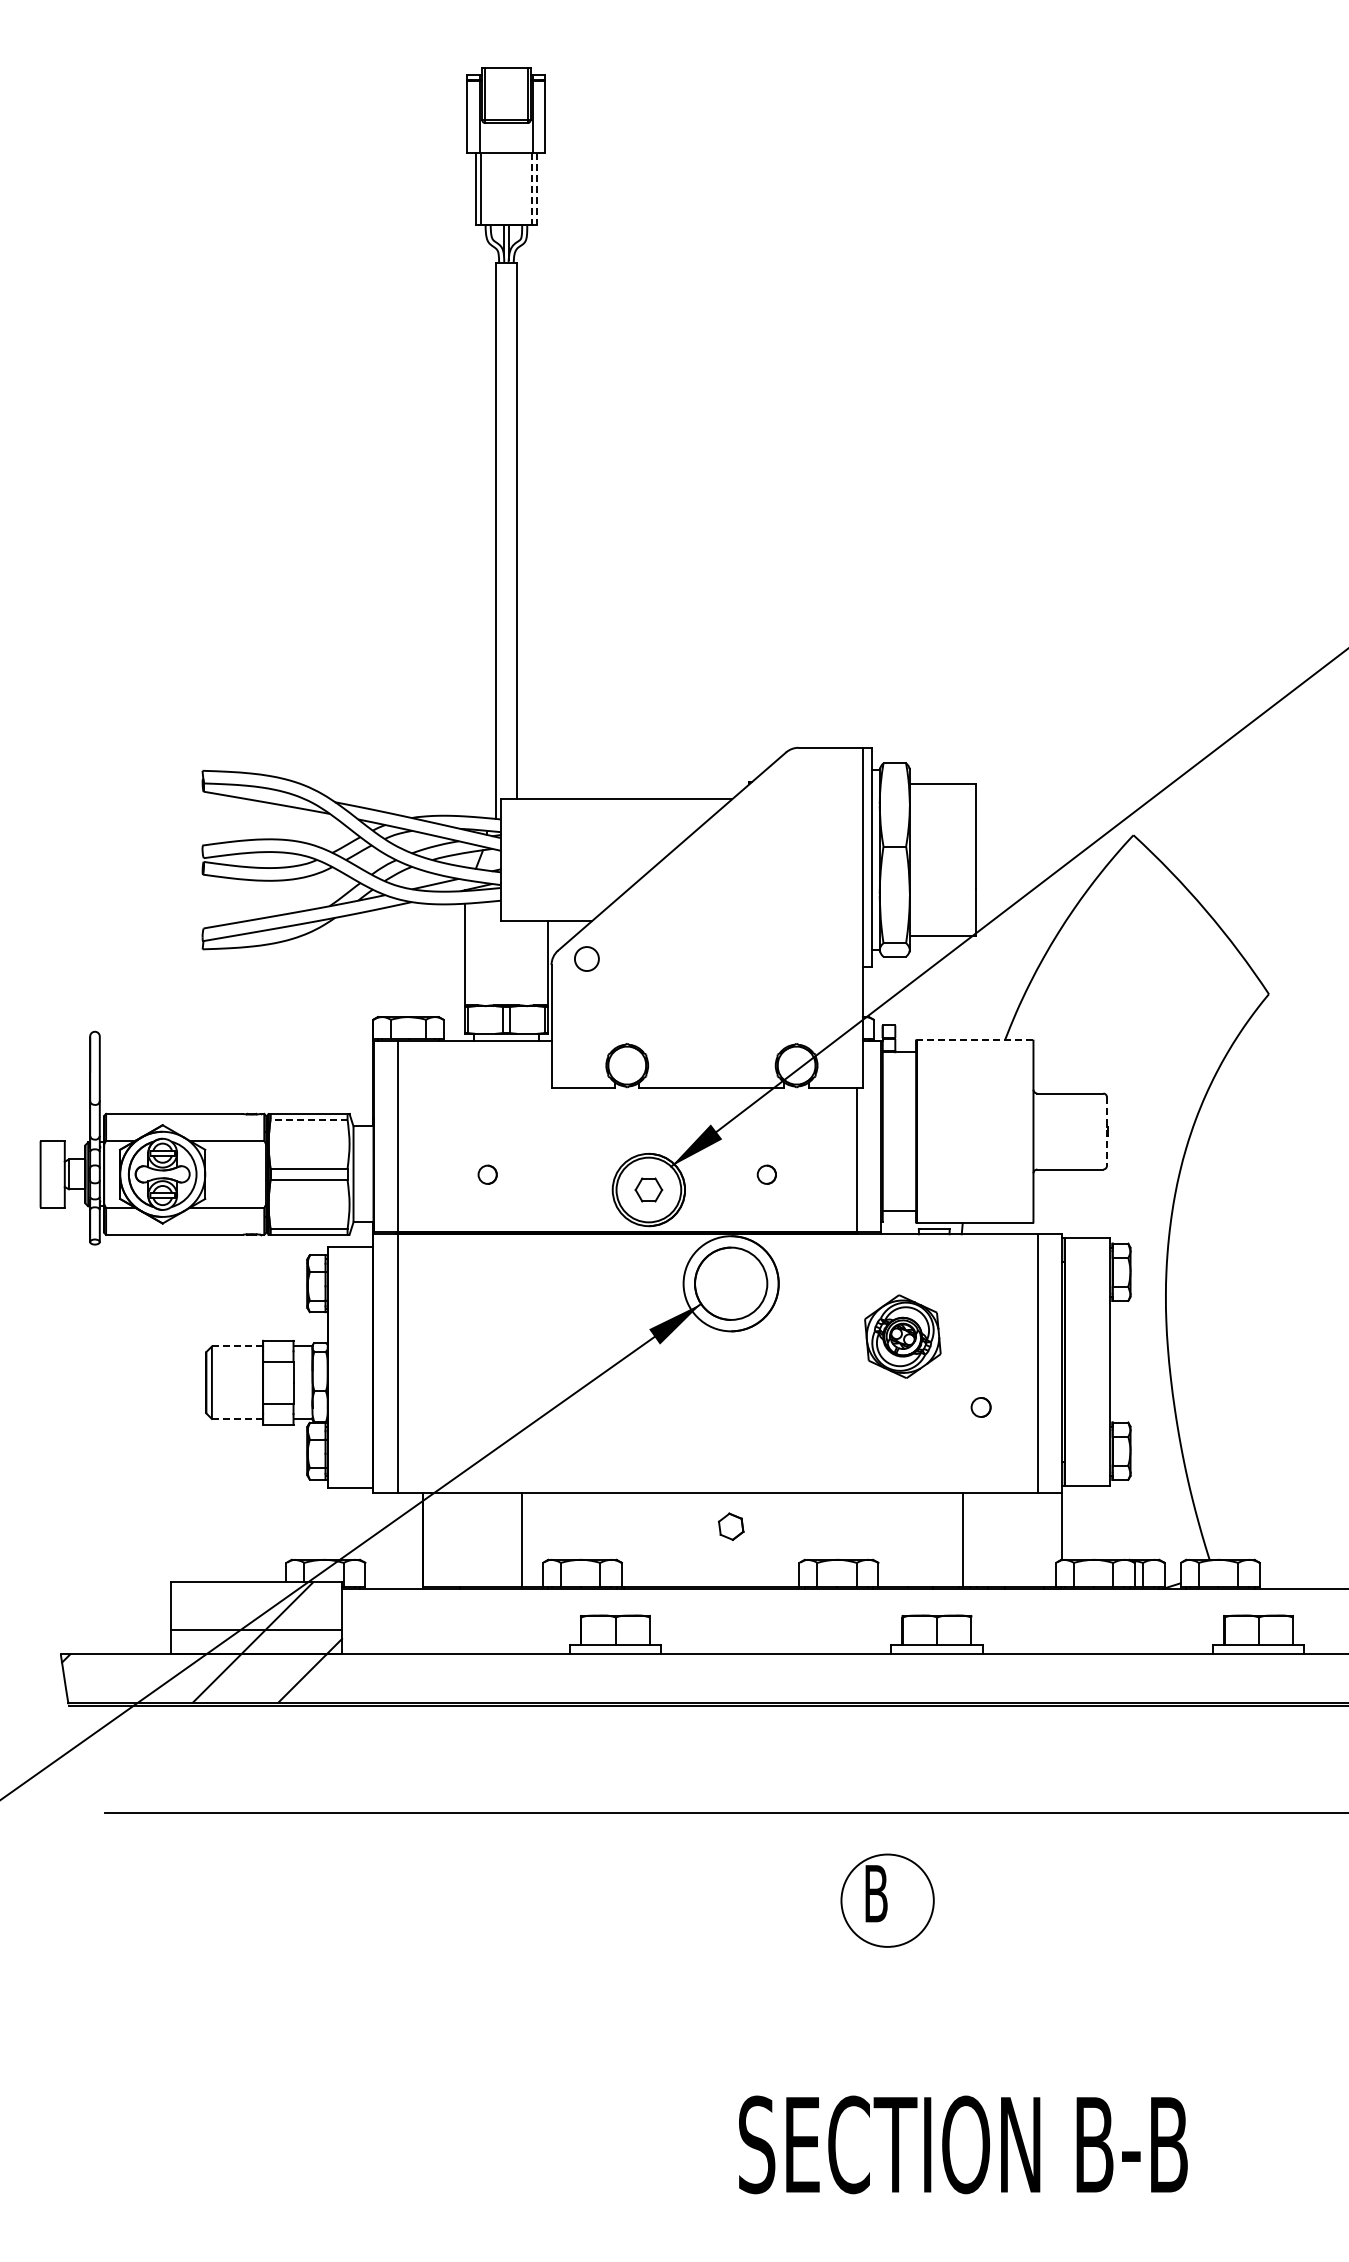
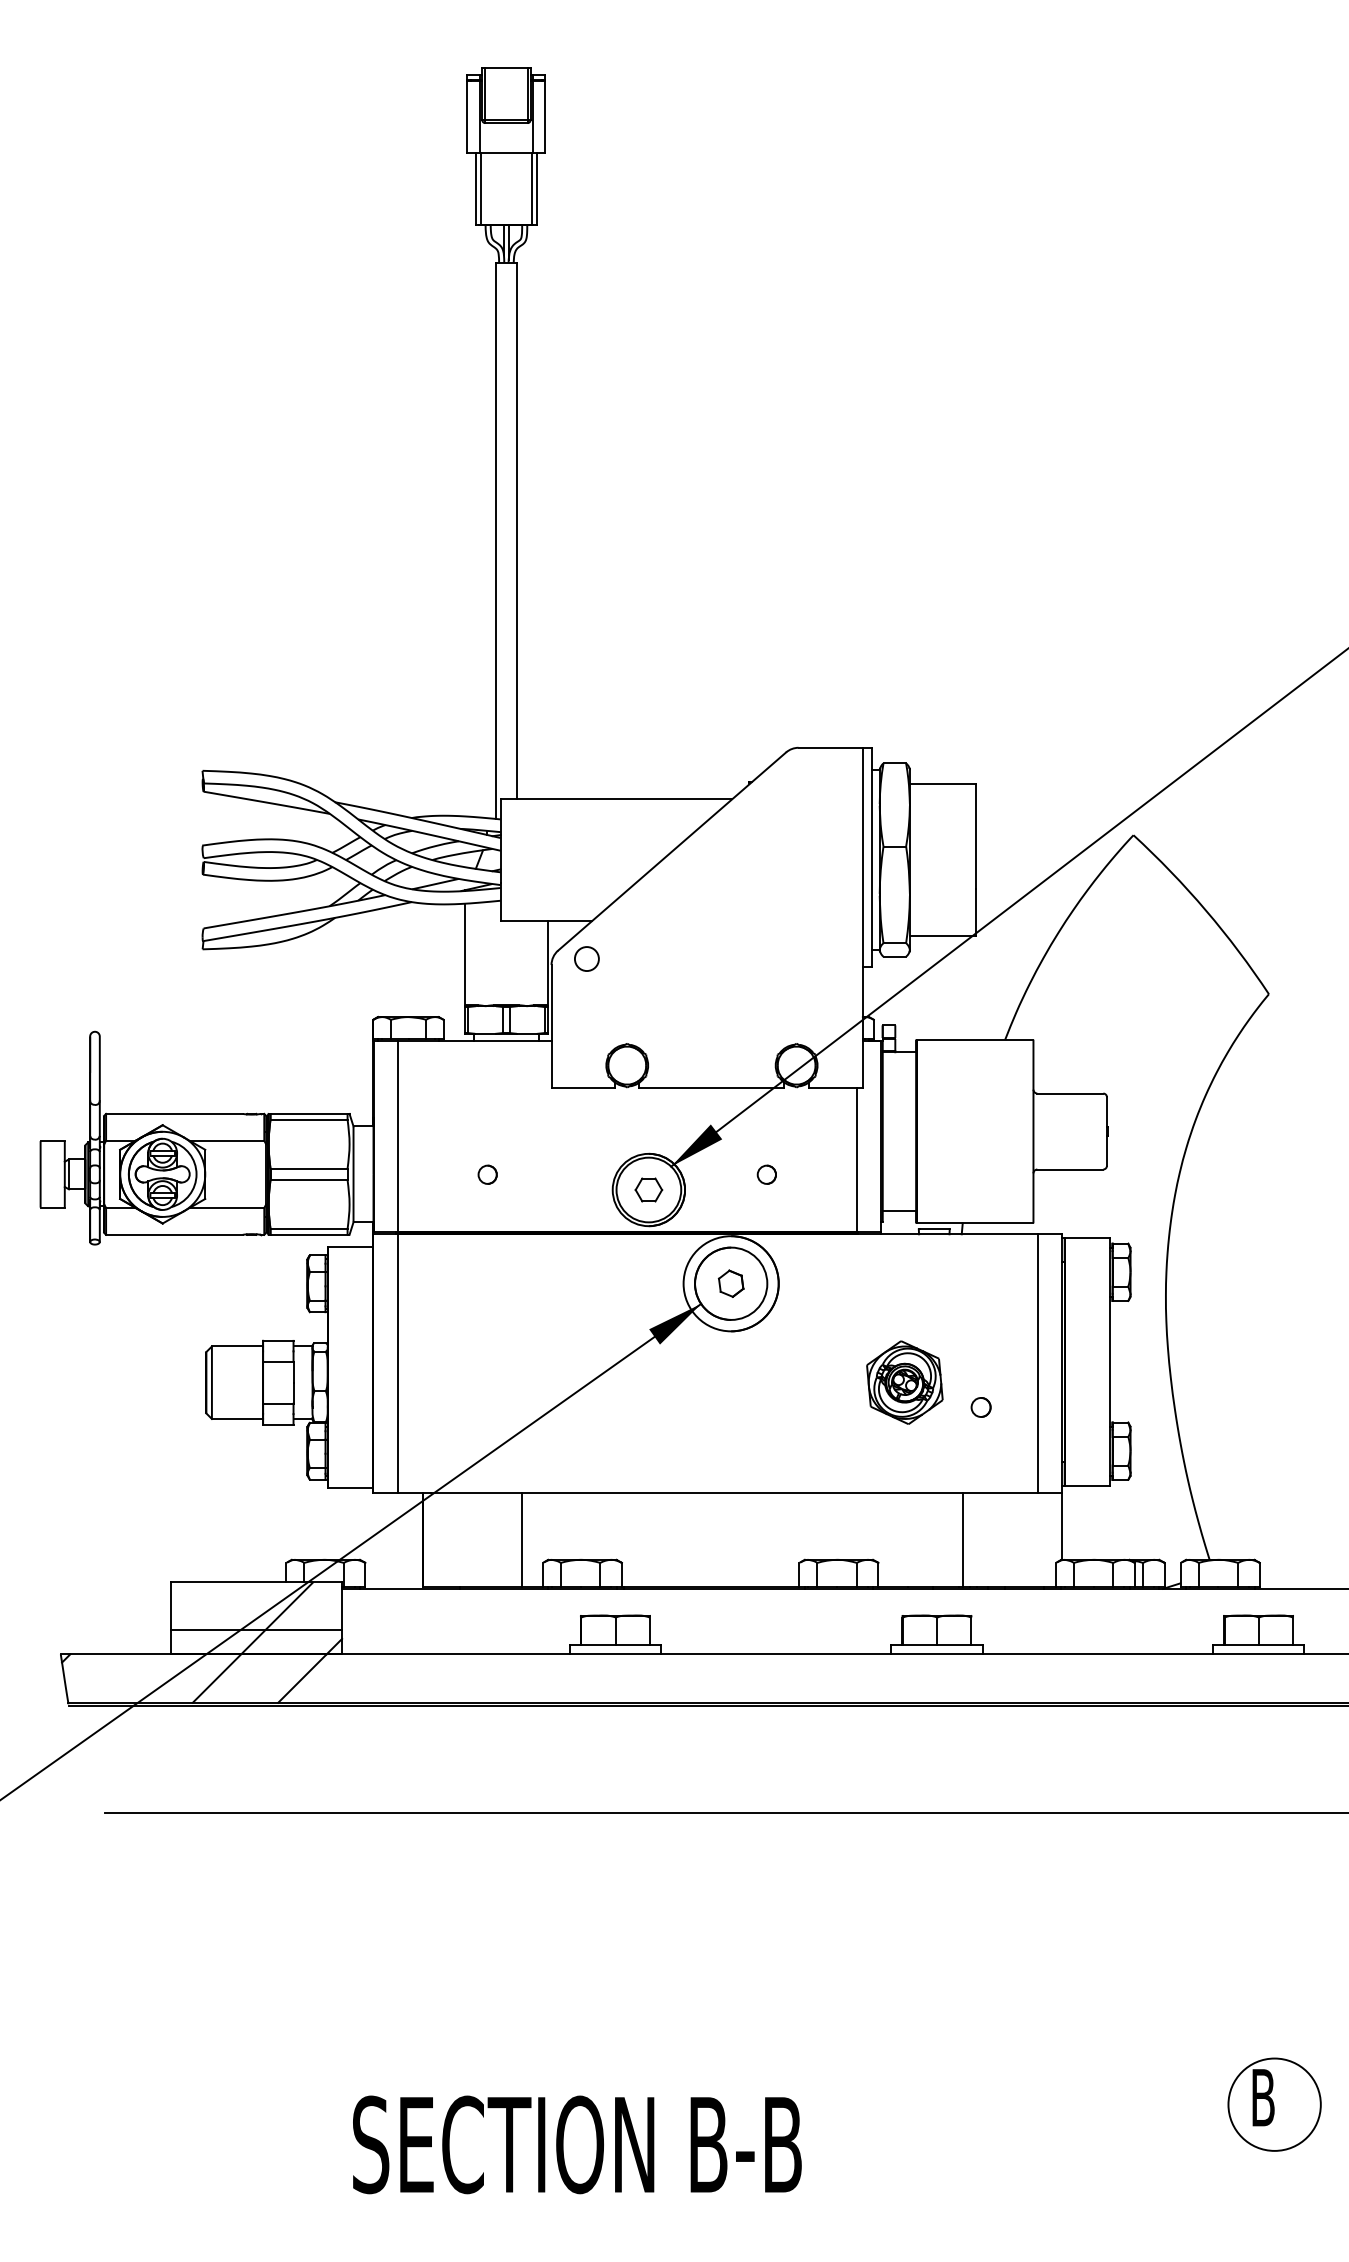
line: dashed -> solid (531, 189)
line: dashed -> solid (537, 189)
line: dashed -> solid (974, 1039)
line: dashed -> solid (309, 1119)
line: dashed -> solid (1106, 1132)
part position: (902, 1336) -> (904, 1382) (904, 1382)
line: dashed -> solid (237, 1346)
line: dashed -> solid (237, 1418)
part position: (730, 1526) -> (730, 1283) (730, 1283)
part position: (887, 1900) -> (1274, 2104) (1274, 2104)
text position: (963, 2144) -> (577, 2144) (577, 2144)
